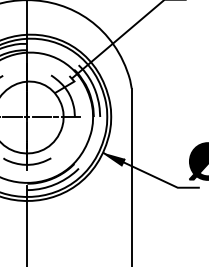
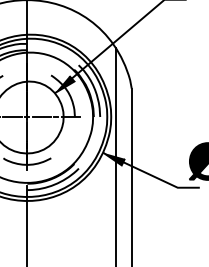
fill: none -> present (64, 84)
line: none -> present (115, 155)
